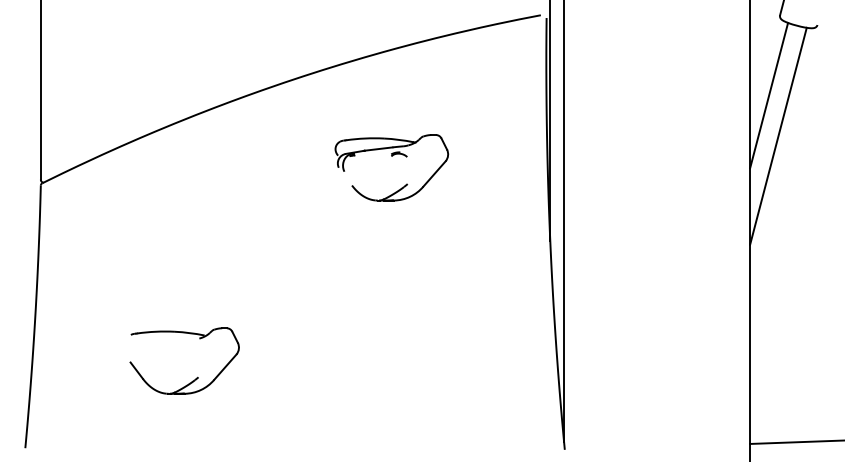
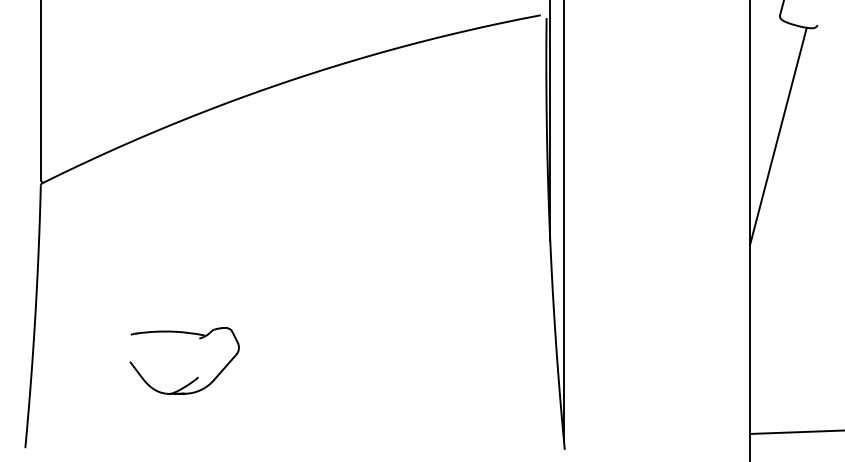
line: present -> none (769, 95)
part: present -> none (391, 156)
line position: (795, 441) -> (795, 431) (795, 431)
